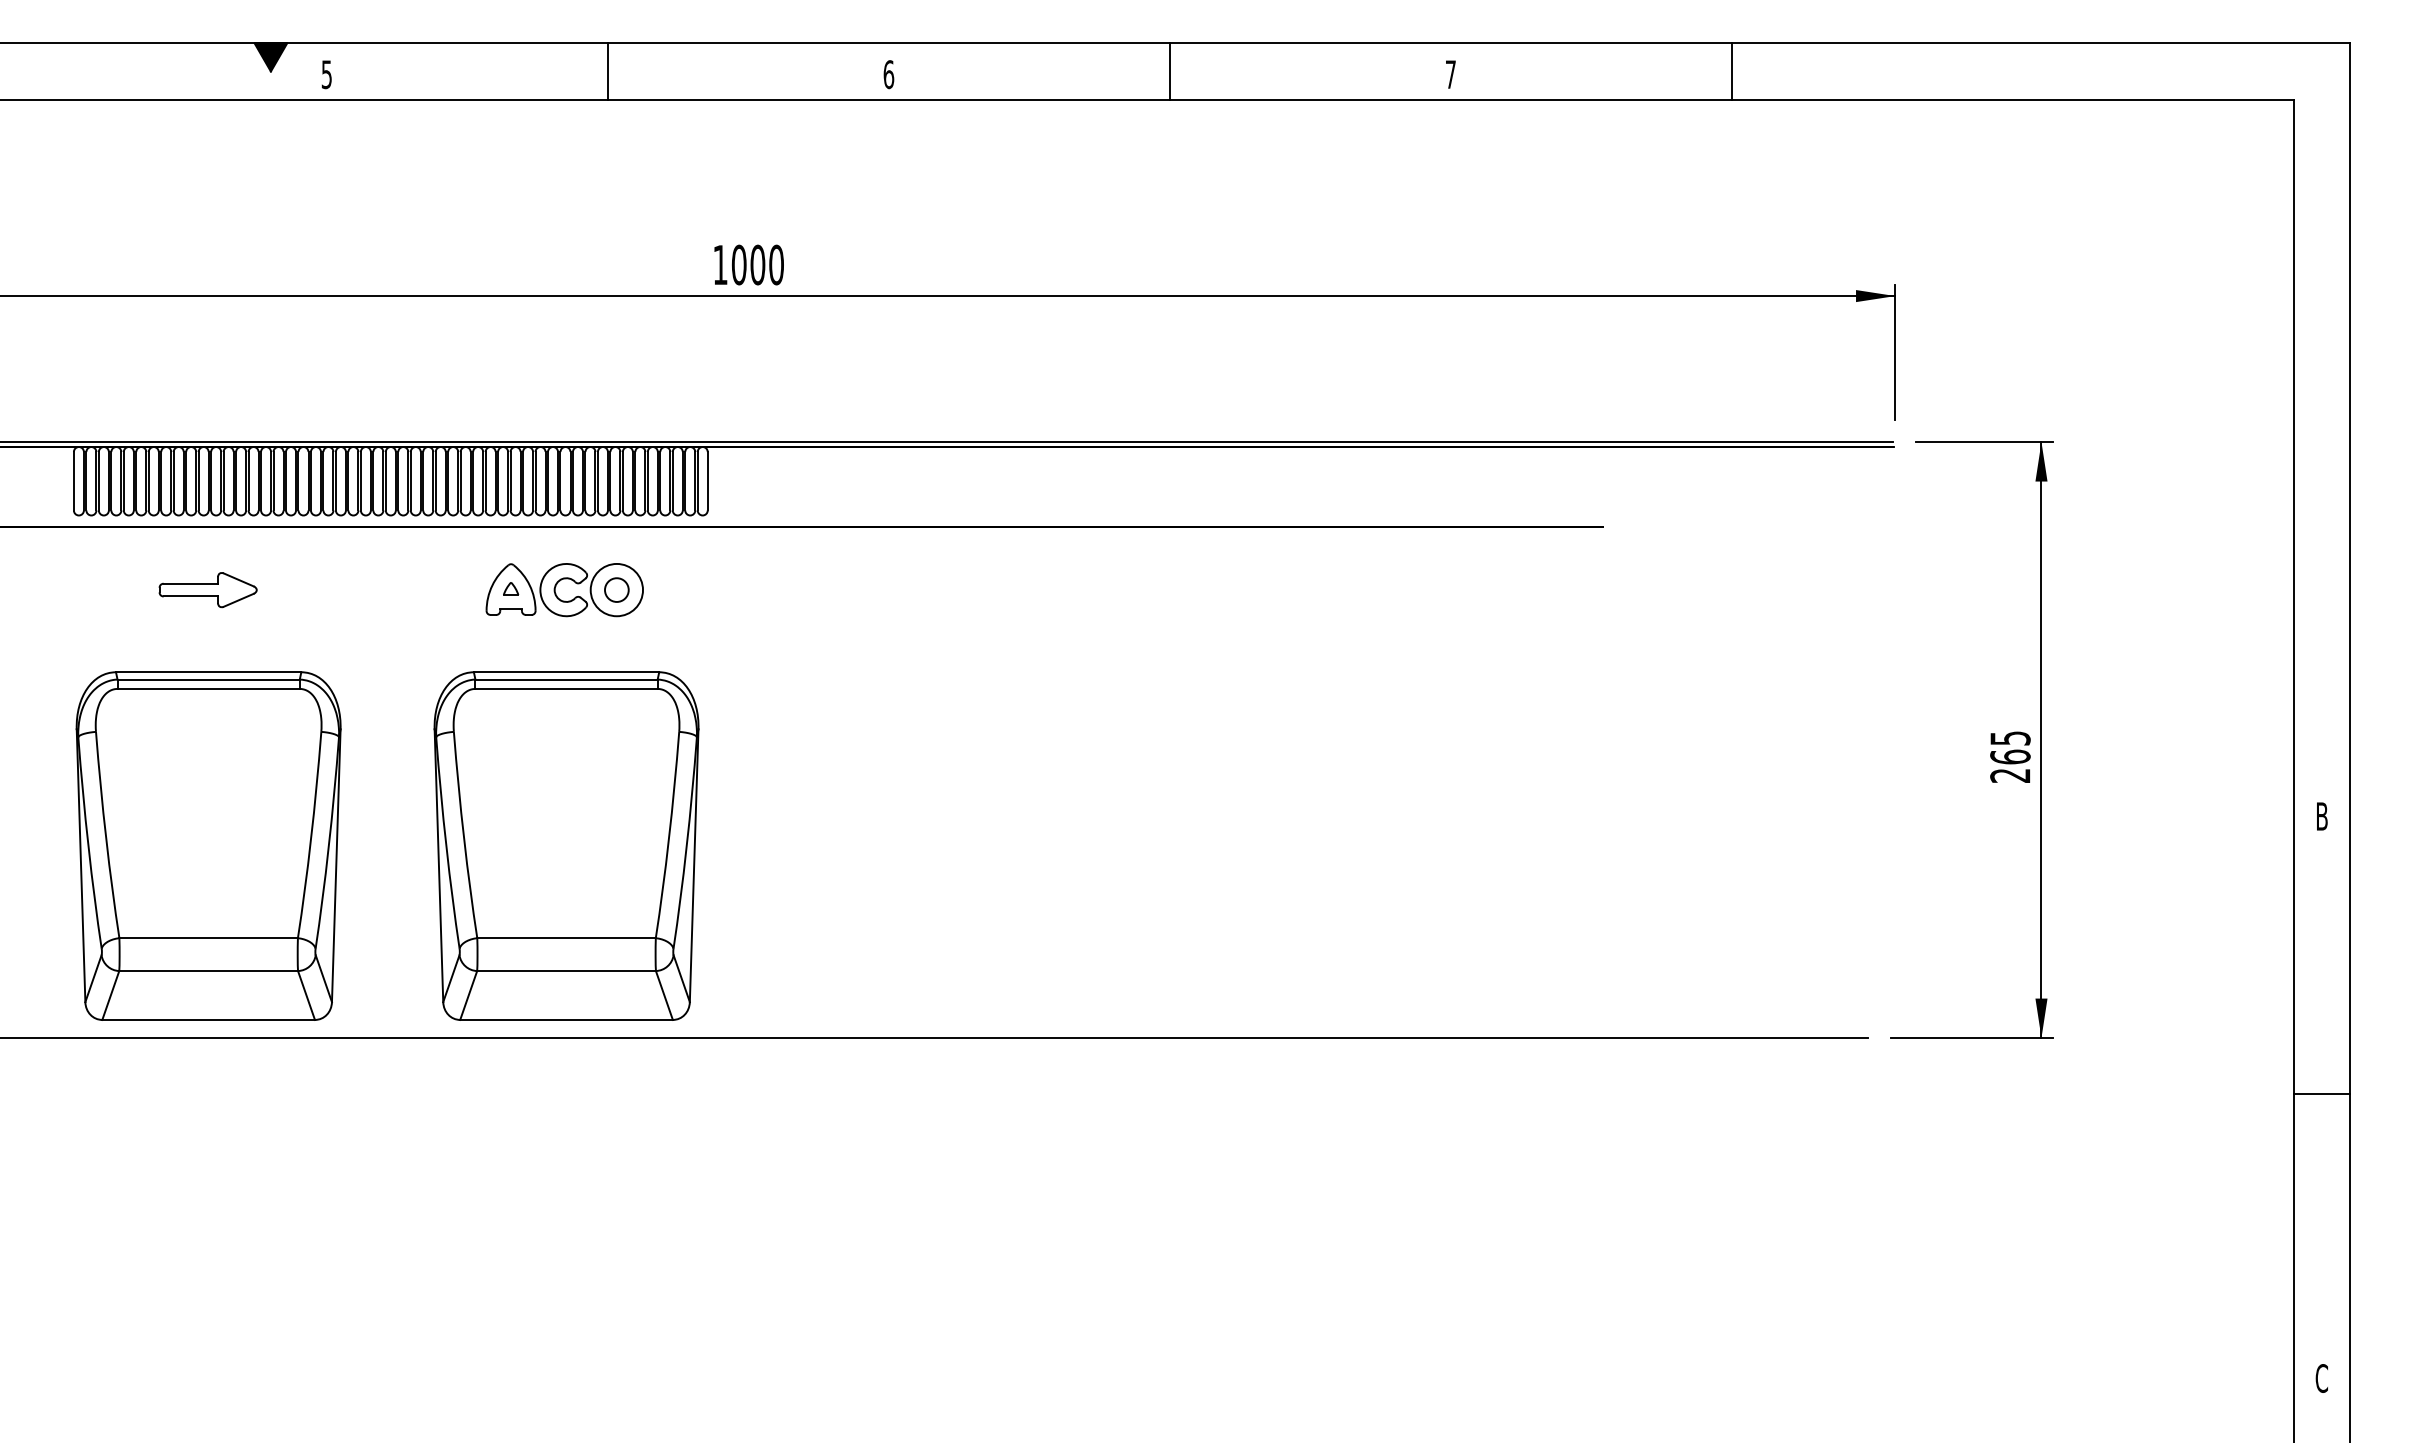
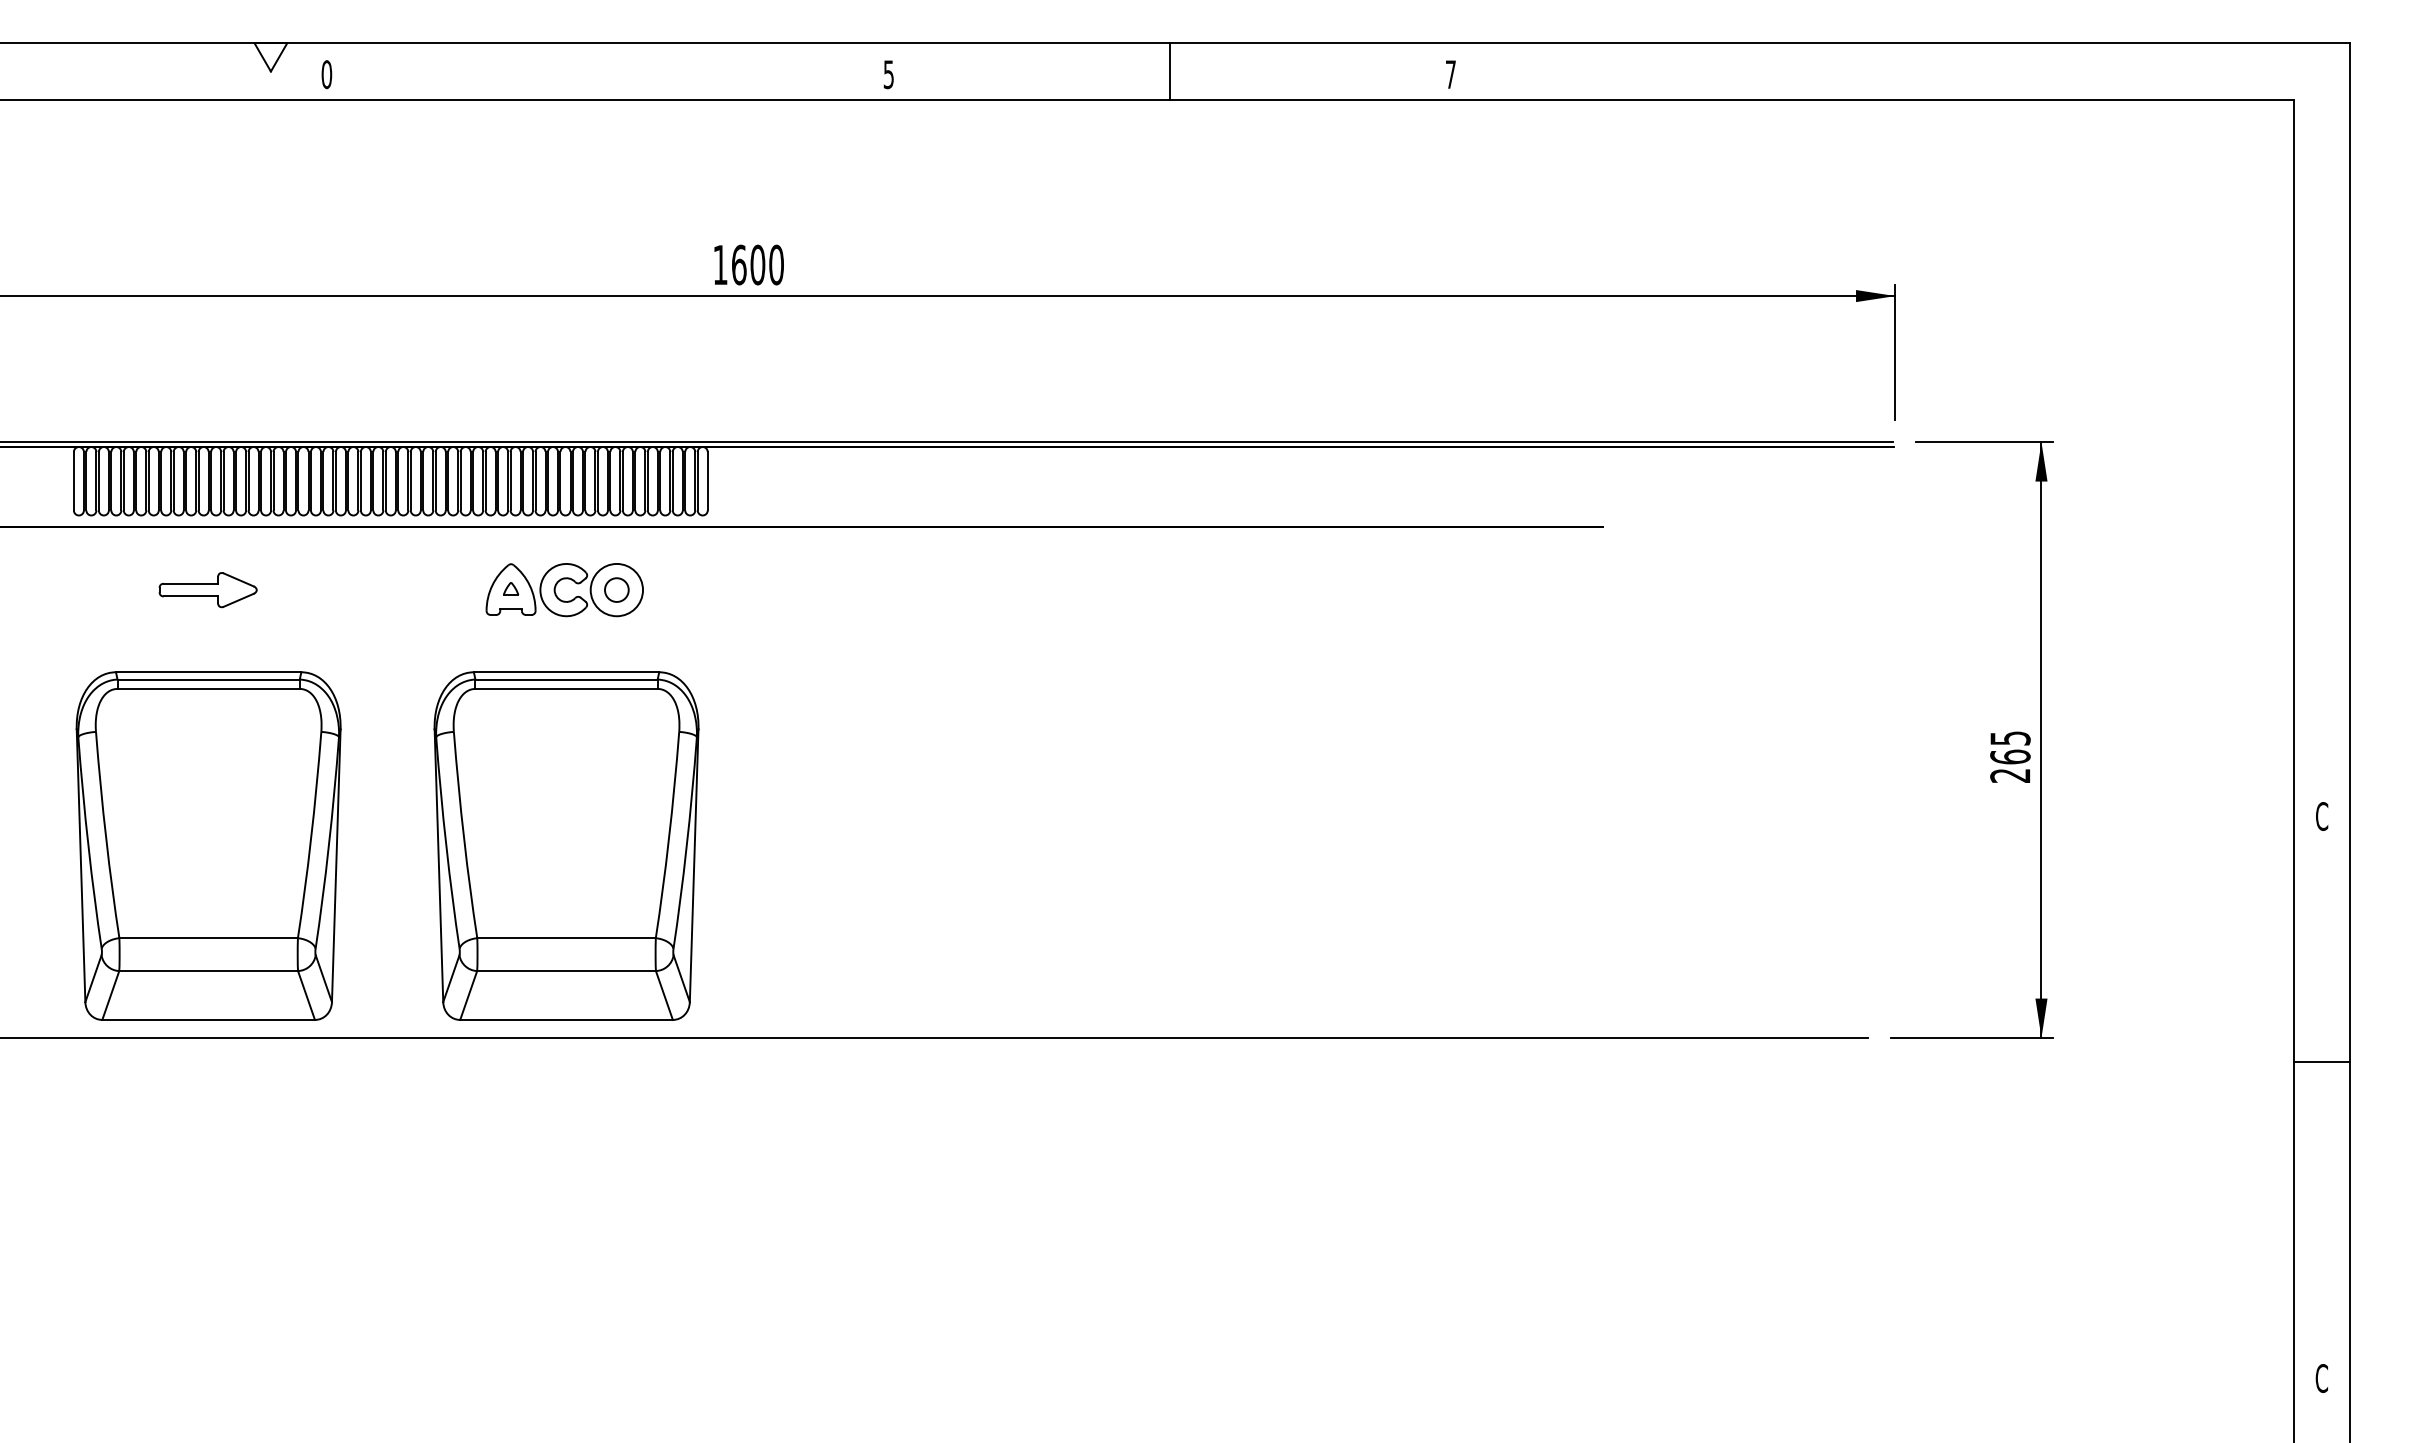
fill: present -> none (270, 57)
line: present -> none (608, 71)
line: present -> none (1732, 71)
text: 5 -> 0 (326, 74)
text: 6 -> 5 (888, 74)
text: 1000 -> 1600 (738, 264)
text: B -> C (2322, 816)
line position: (2322, 1094) -> (2322, 1062) (2322, 1062)
